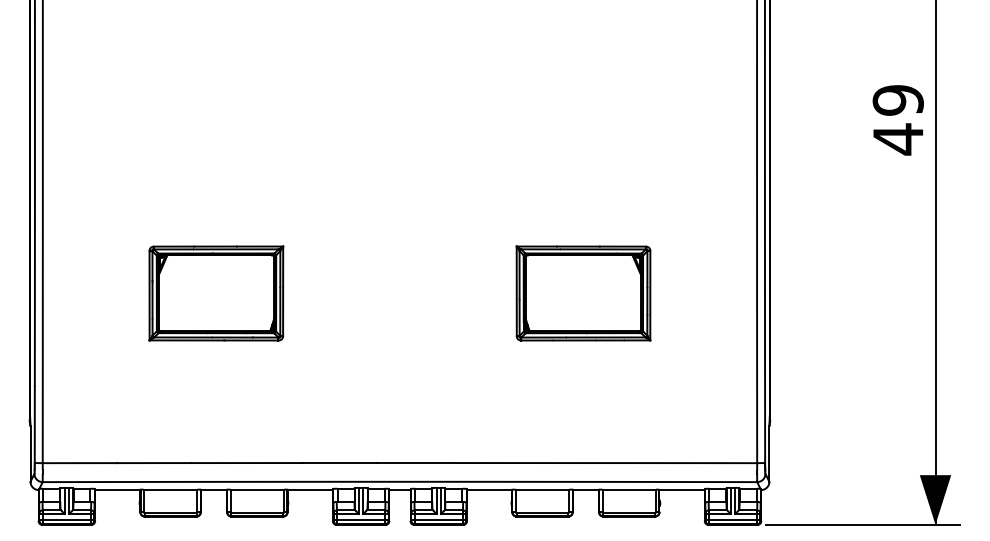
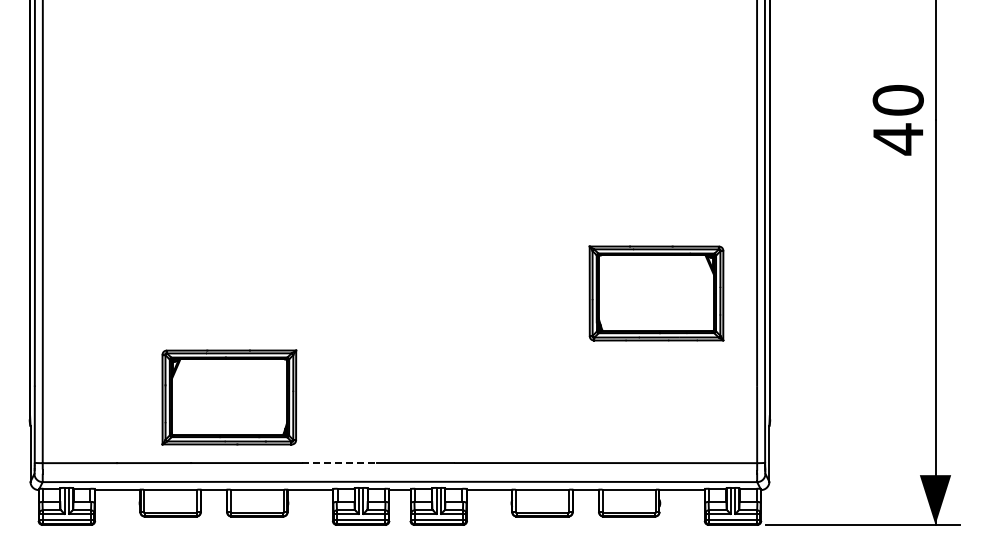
text: 49 -> 40 (897, 100)
part position: (216, 293) -> (229, 397) (229, 397)
part position: (583, 293) -> (656, 293) (656, 293)
line: solid -> dashed (340, 463)
